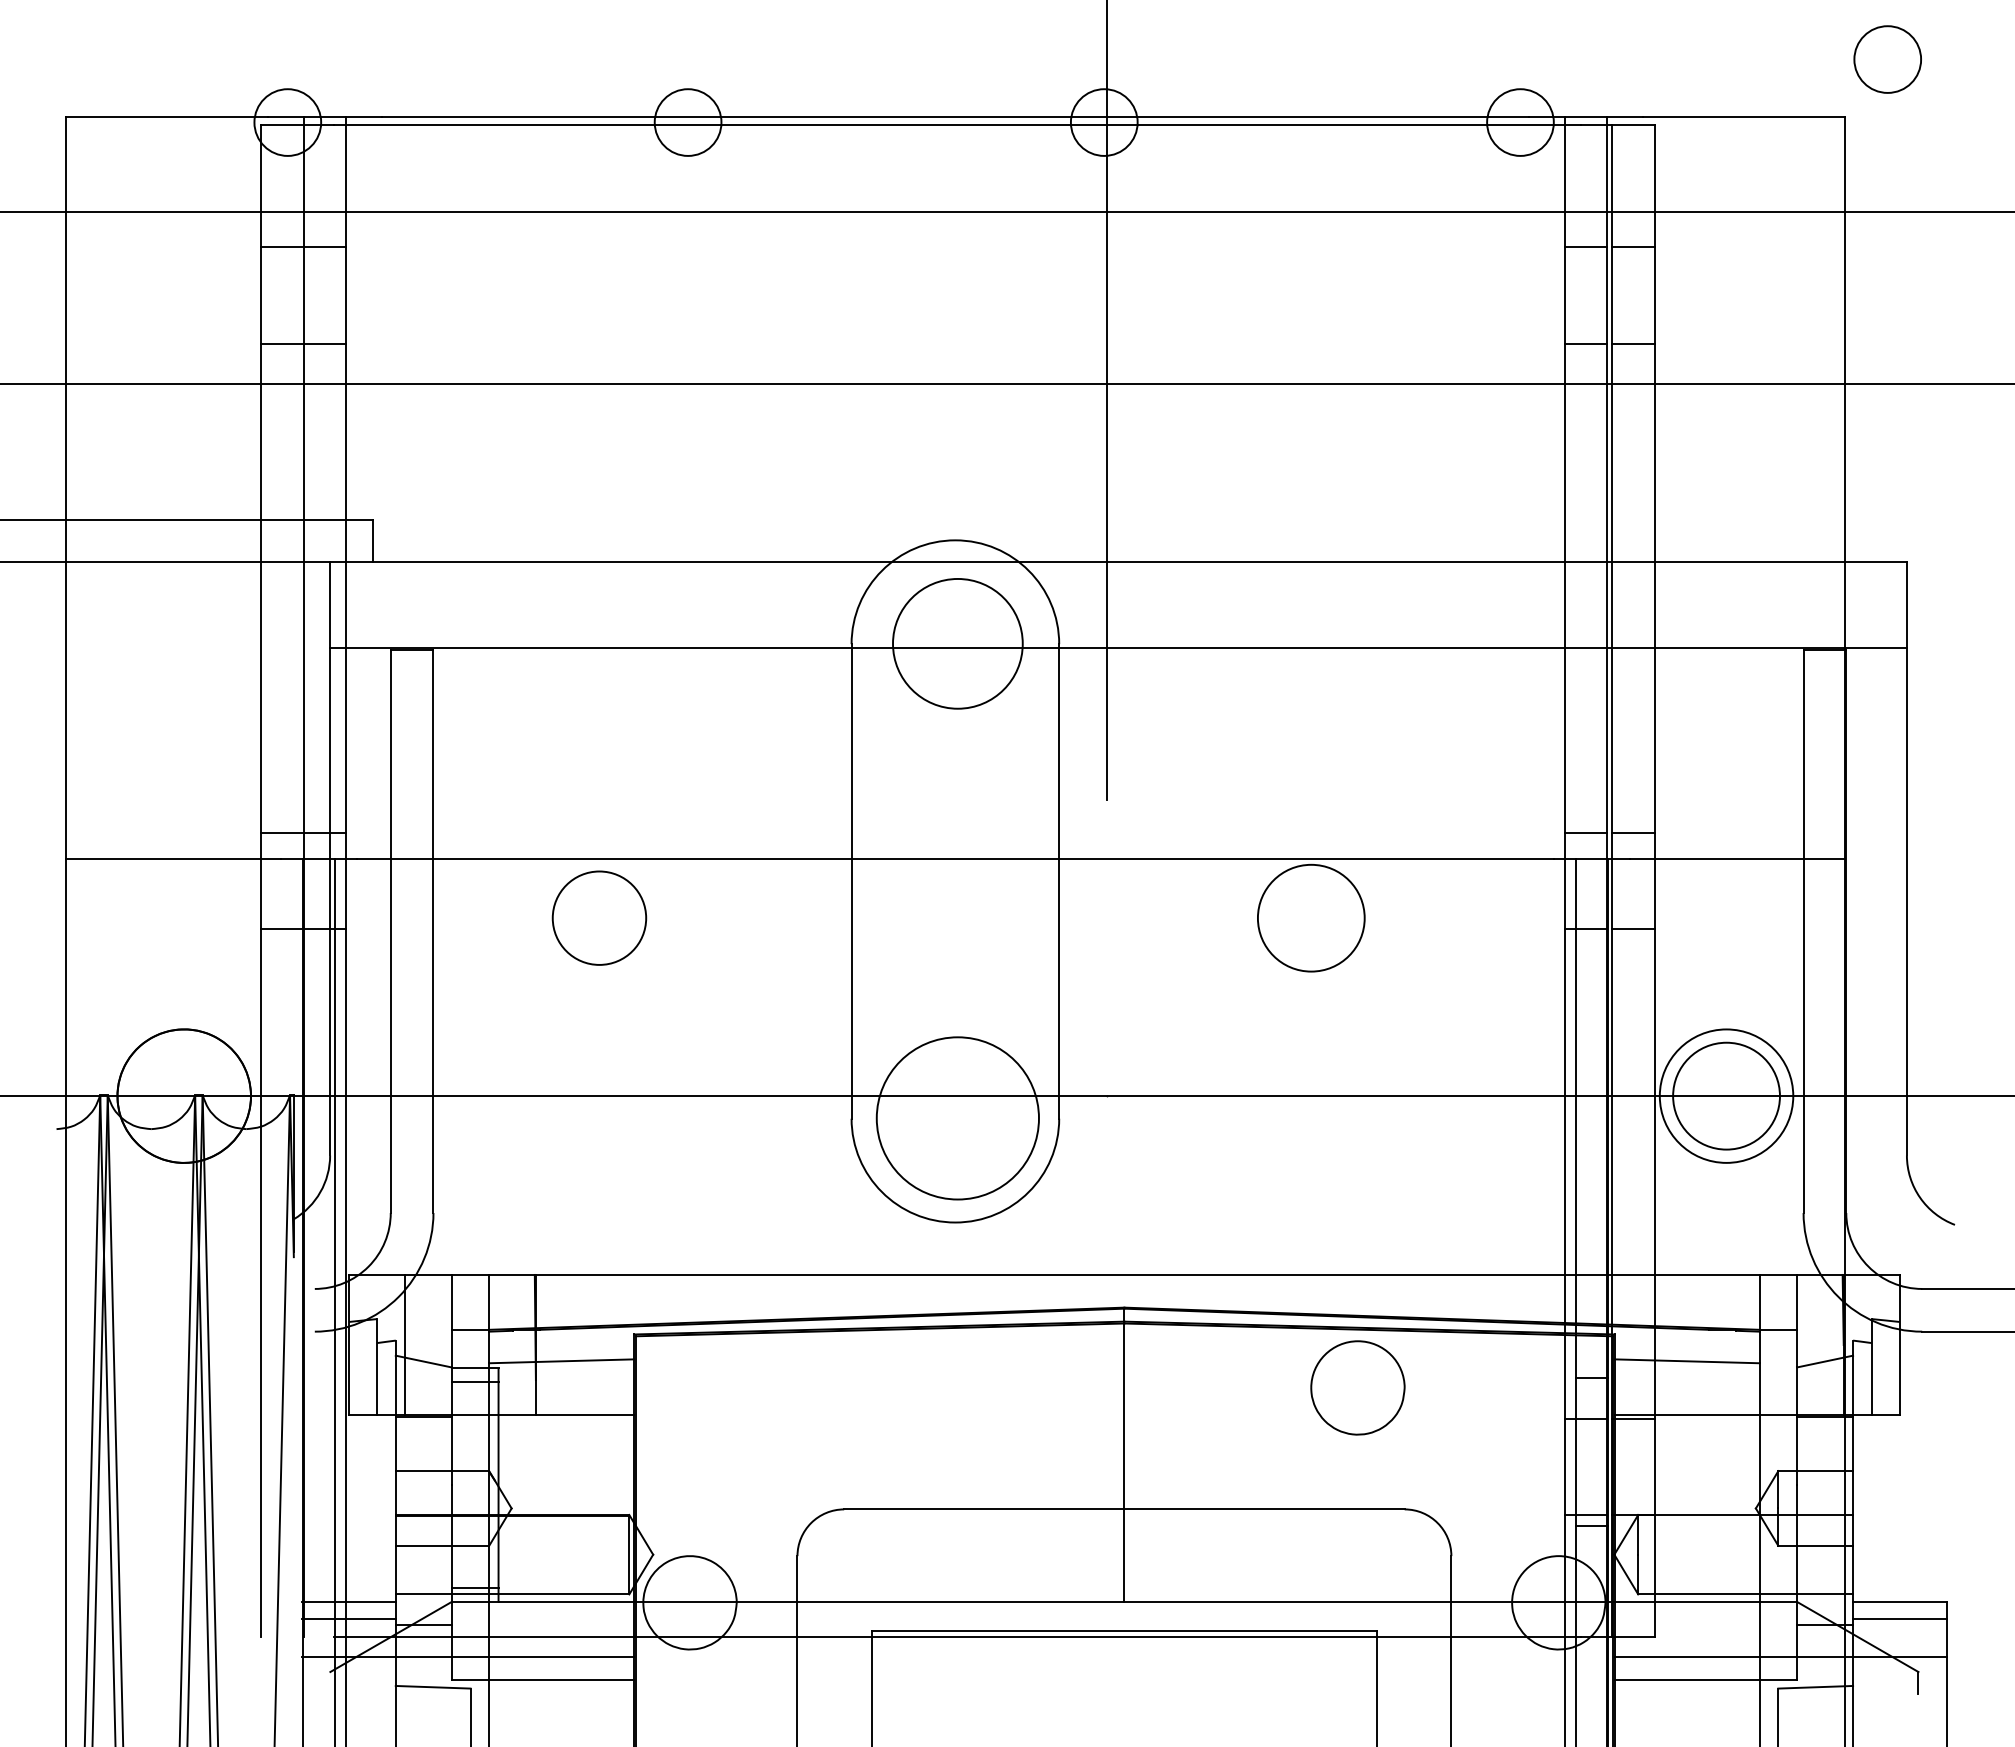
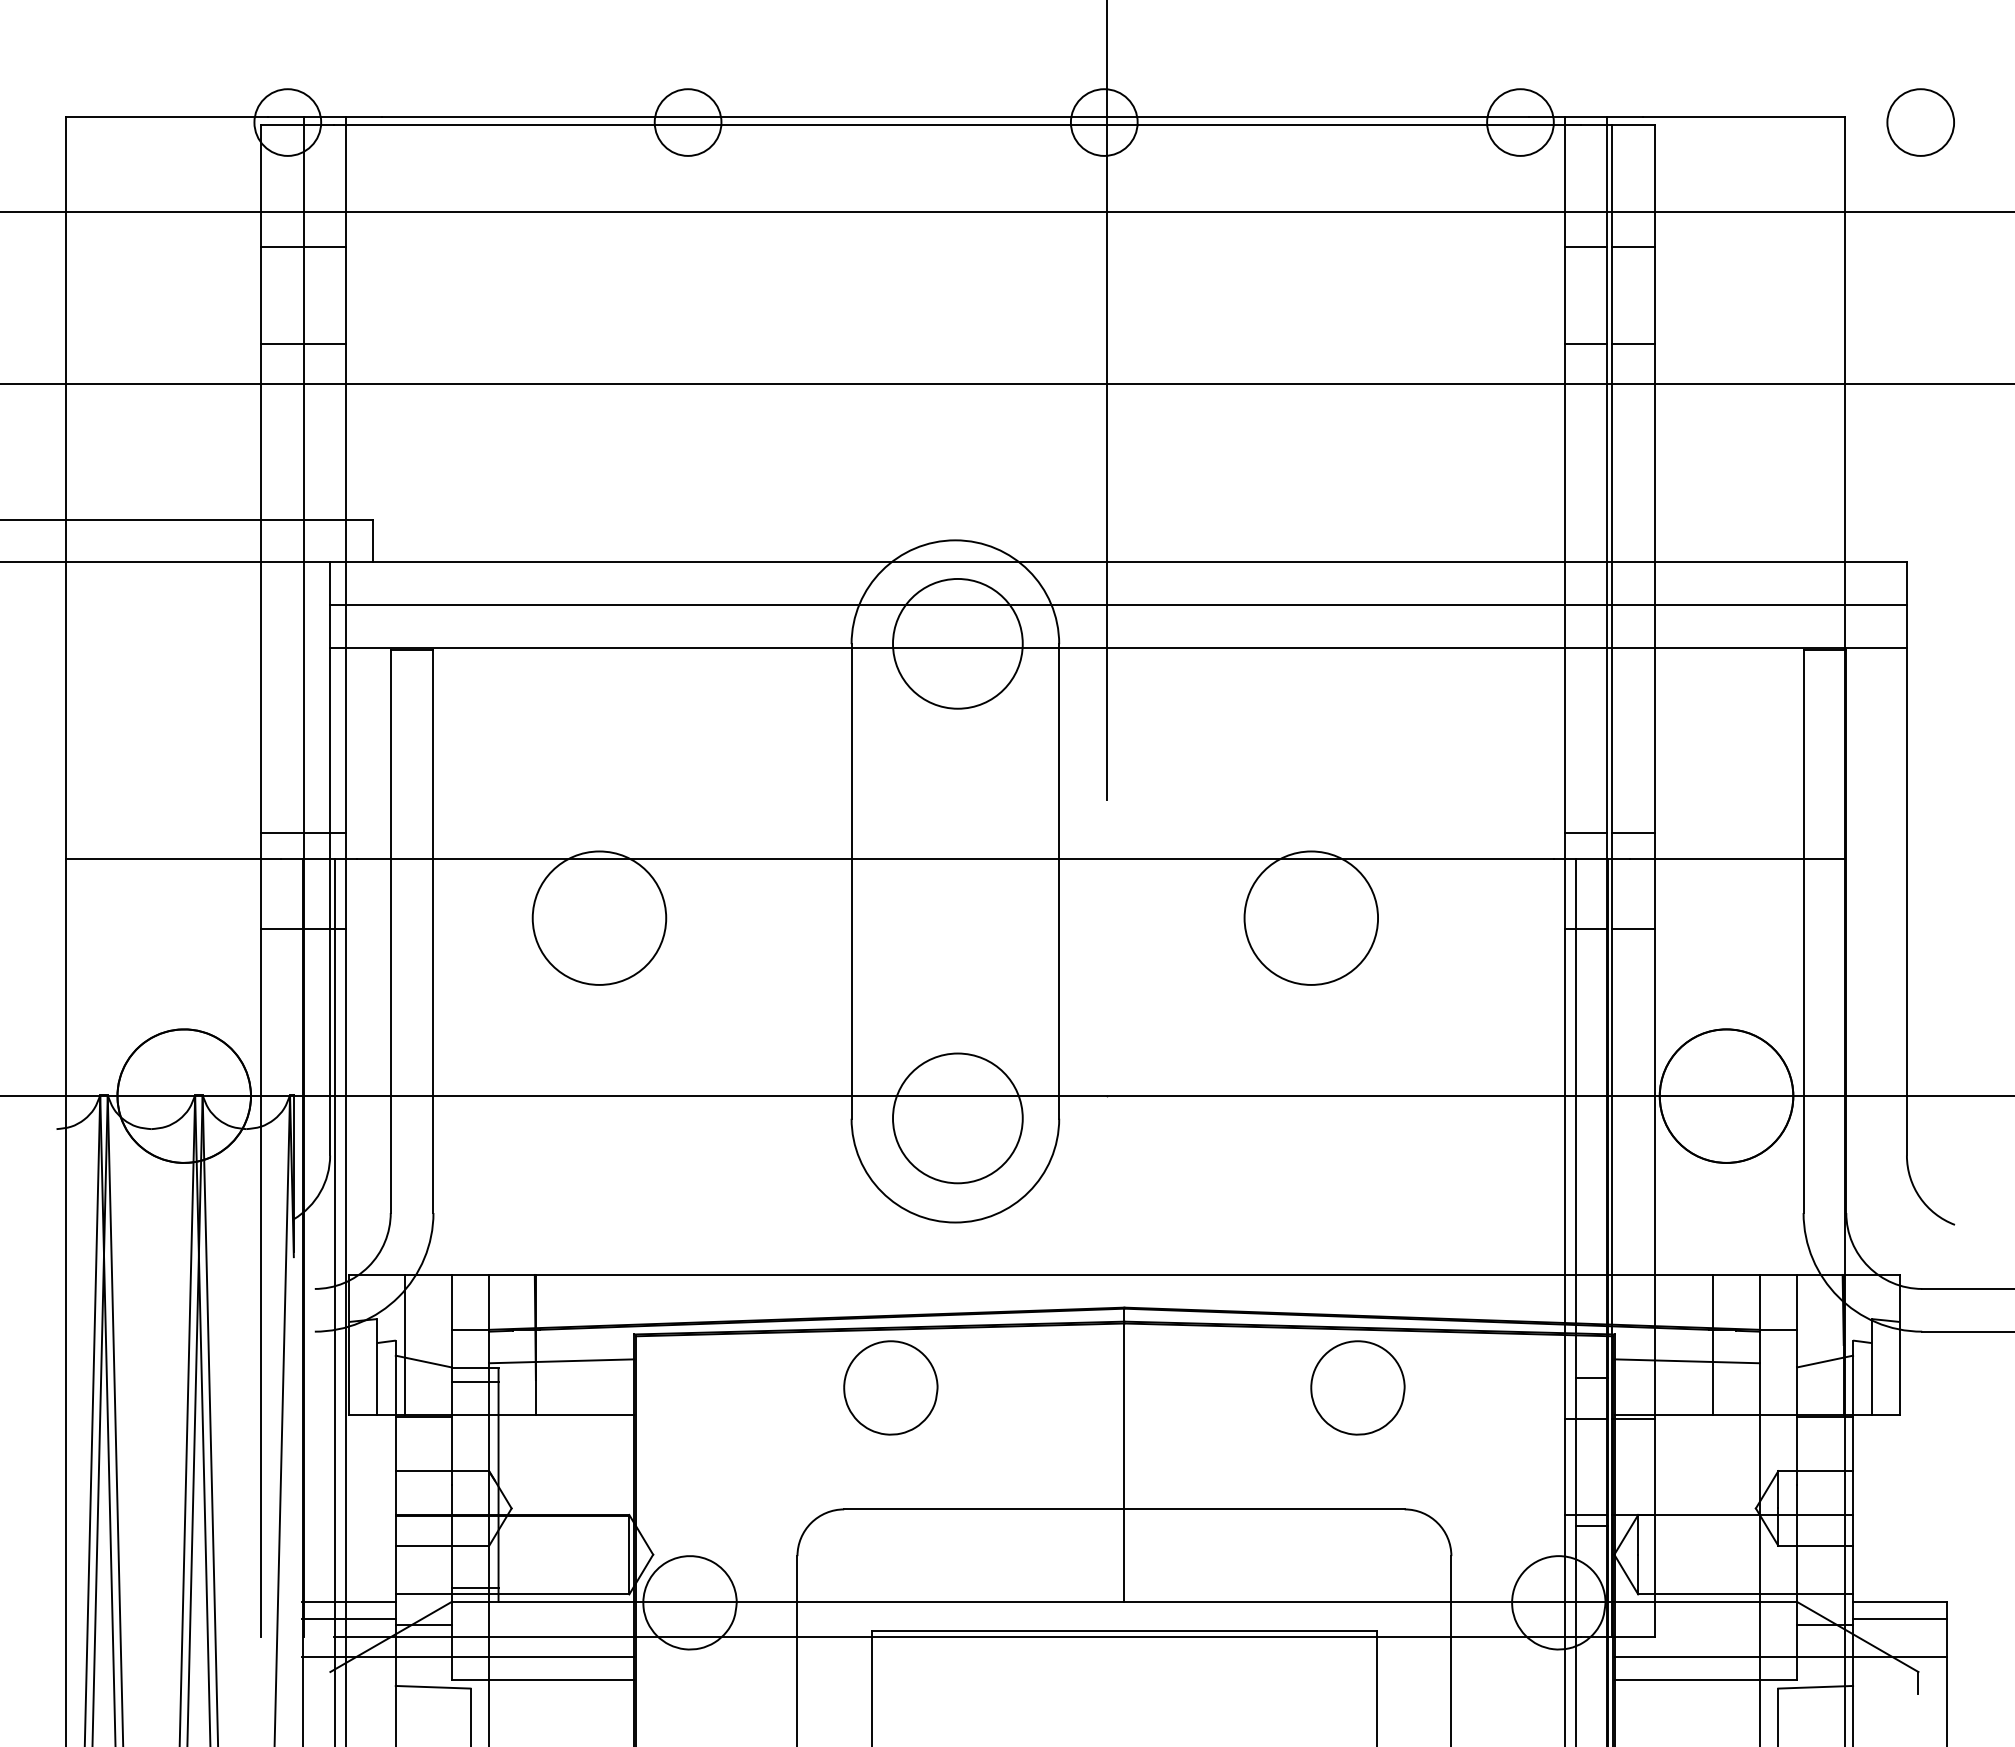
circle position: (1887, 59) -> (1920, 122) (1920, 122)
line: none -> present (1118, 605)
circle diameter: 93 px -> 133 px (599, 917)
circle diameter: 107 px -> 133 px (1311, 917)
circle diameter: 107 px -> 134 px (1726, 1095)
circle diameter: 162 px -> 130 px (957, 1118)
line: none -> present (1712, 1344)
part: none -> present (890, 1387)
